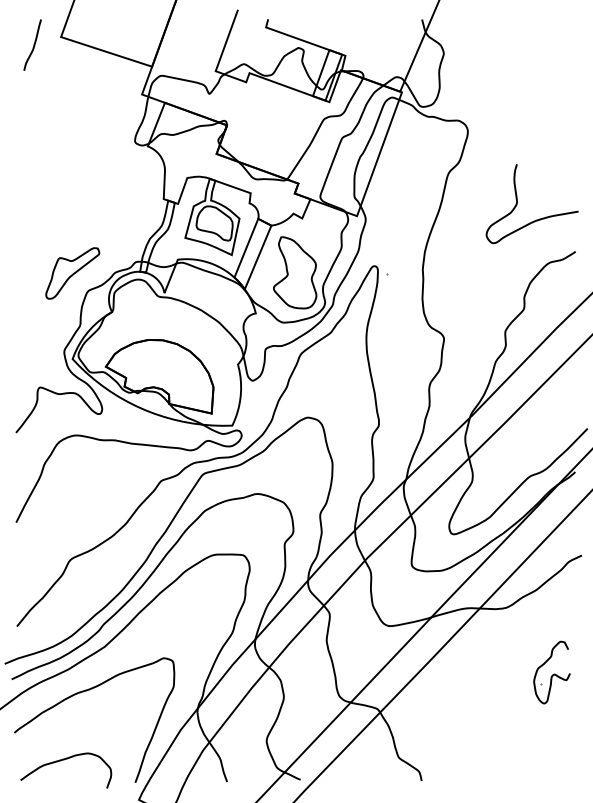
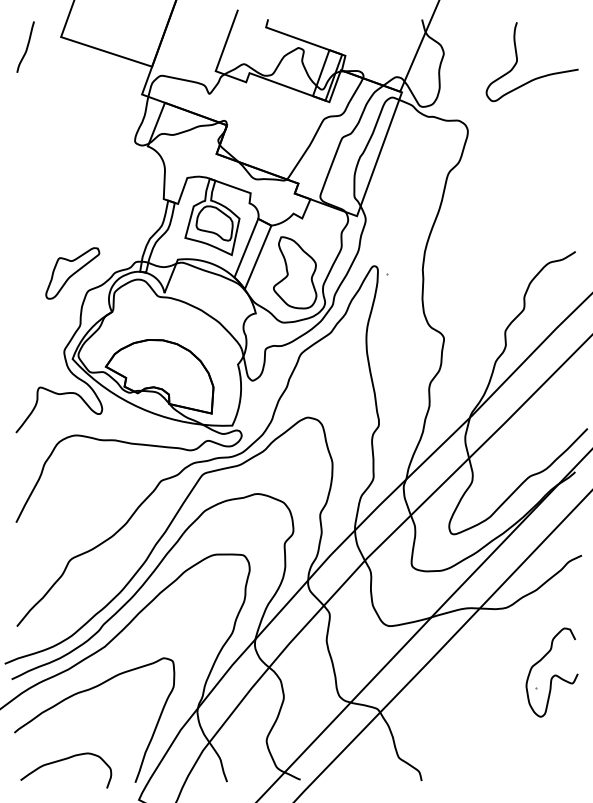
curve position: (33, 44) -> (26, 46) (26, 46)
curve position: (517, 204) -> (517, 62) (517, 62)
part size: 38x65 px -> 54x91 px (551, 672)
